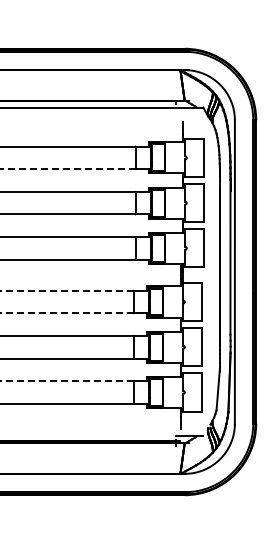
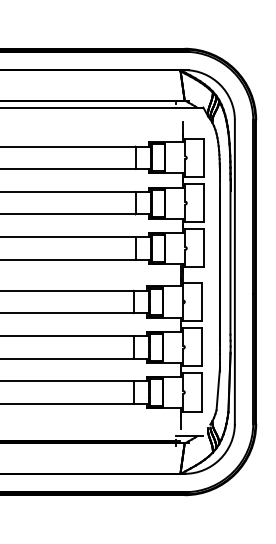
line: dashed -> solid (68, 169)
line: dashed -> solid (67, 290)
line: dashed -> solid (67, 313)
line: dashed -> solid (67, 381)
